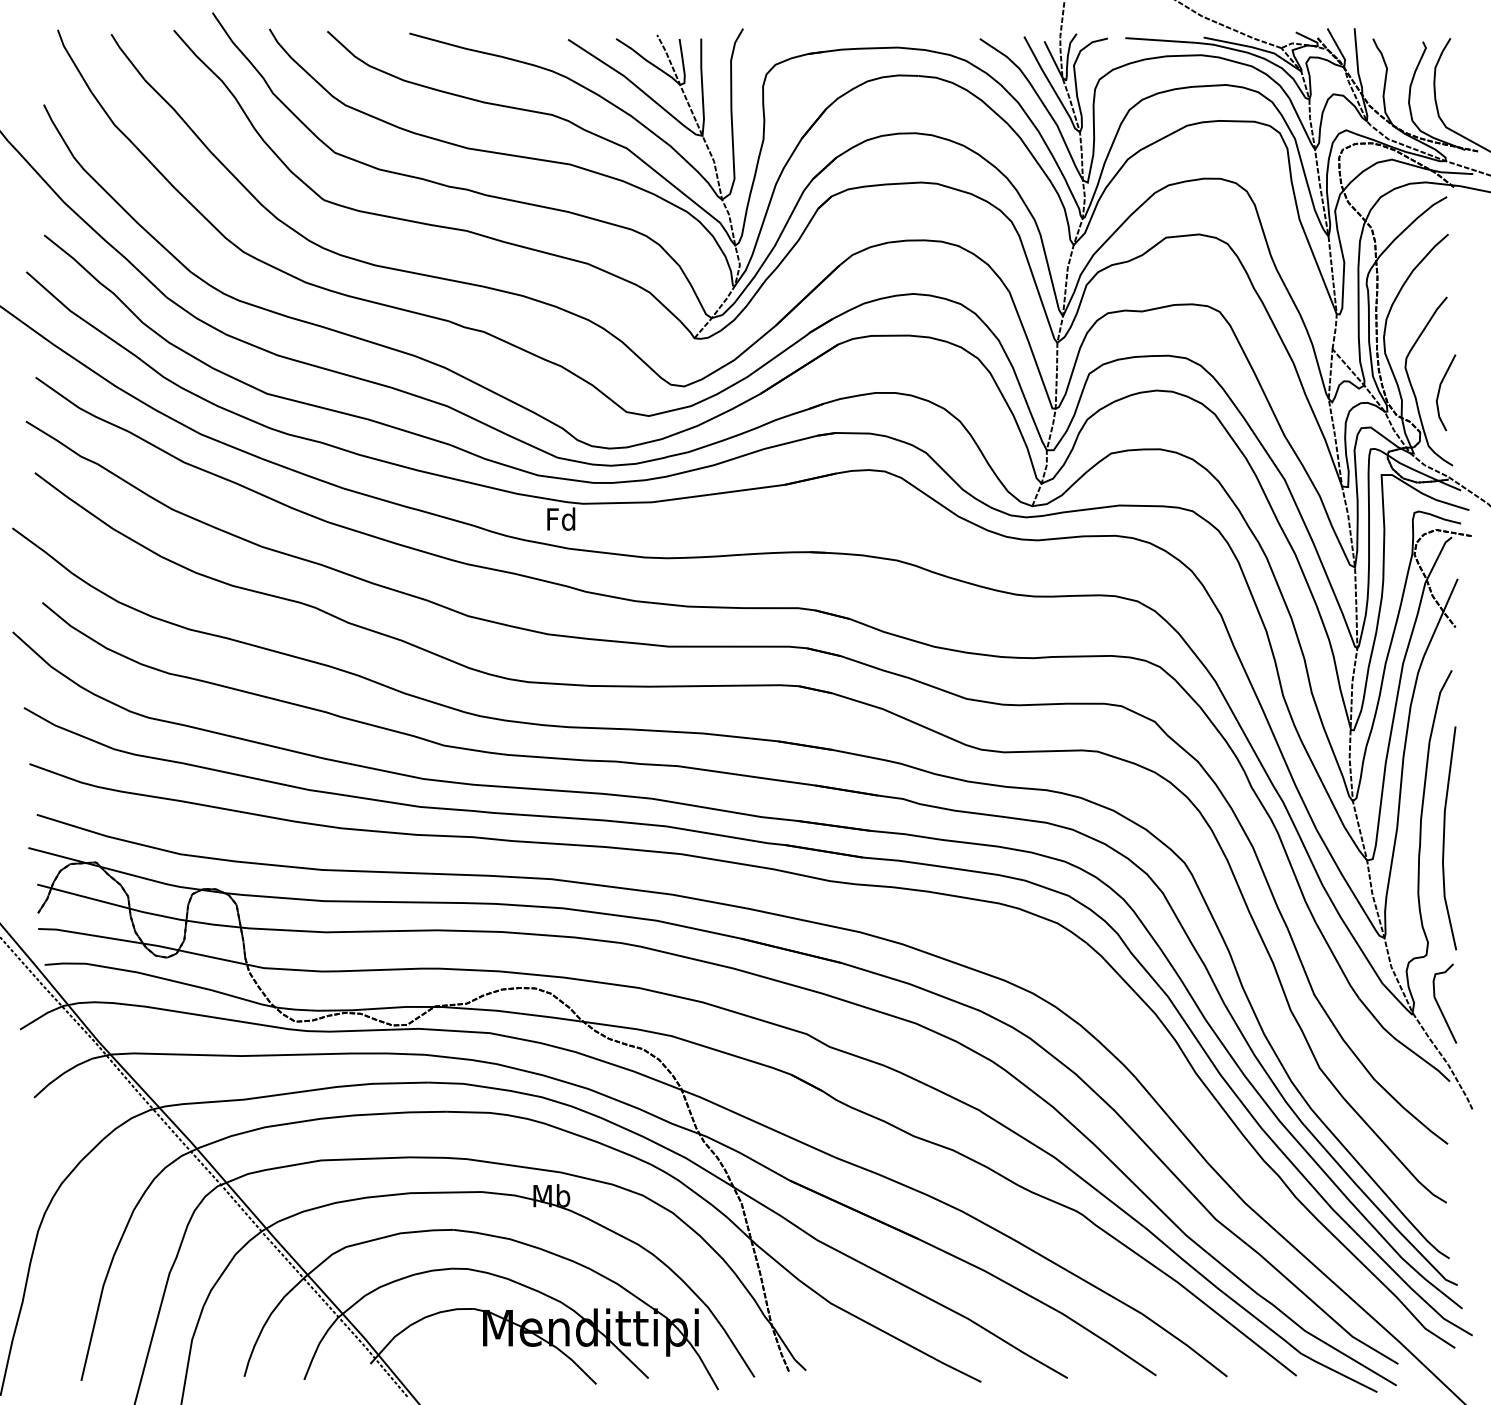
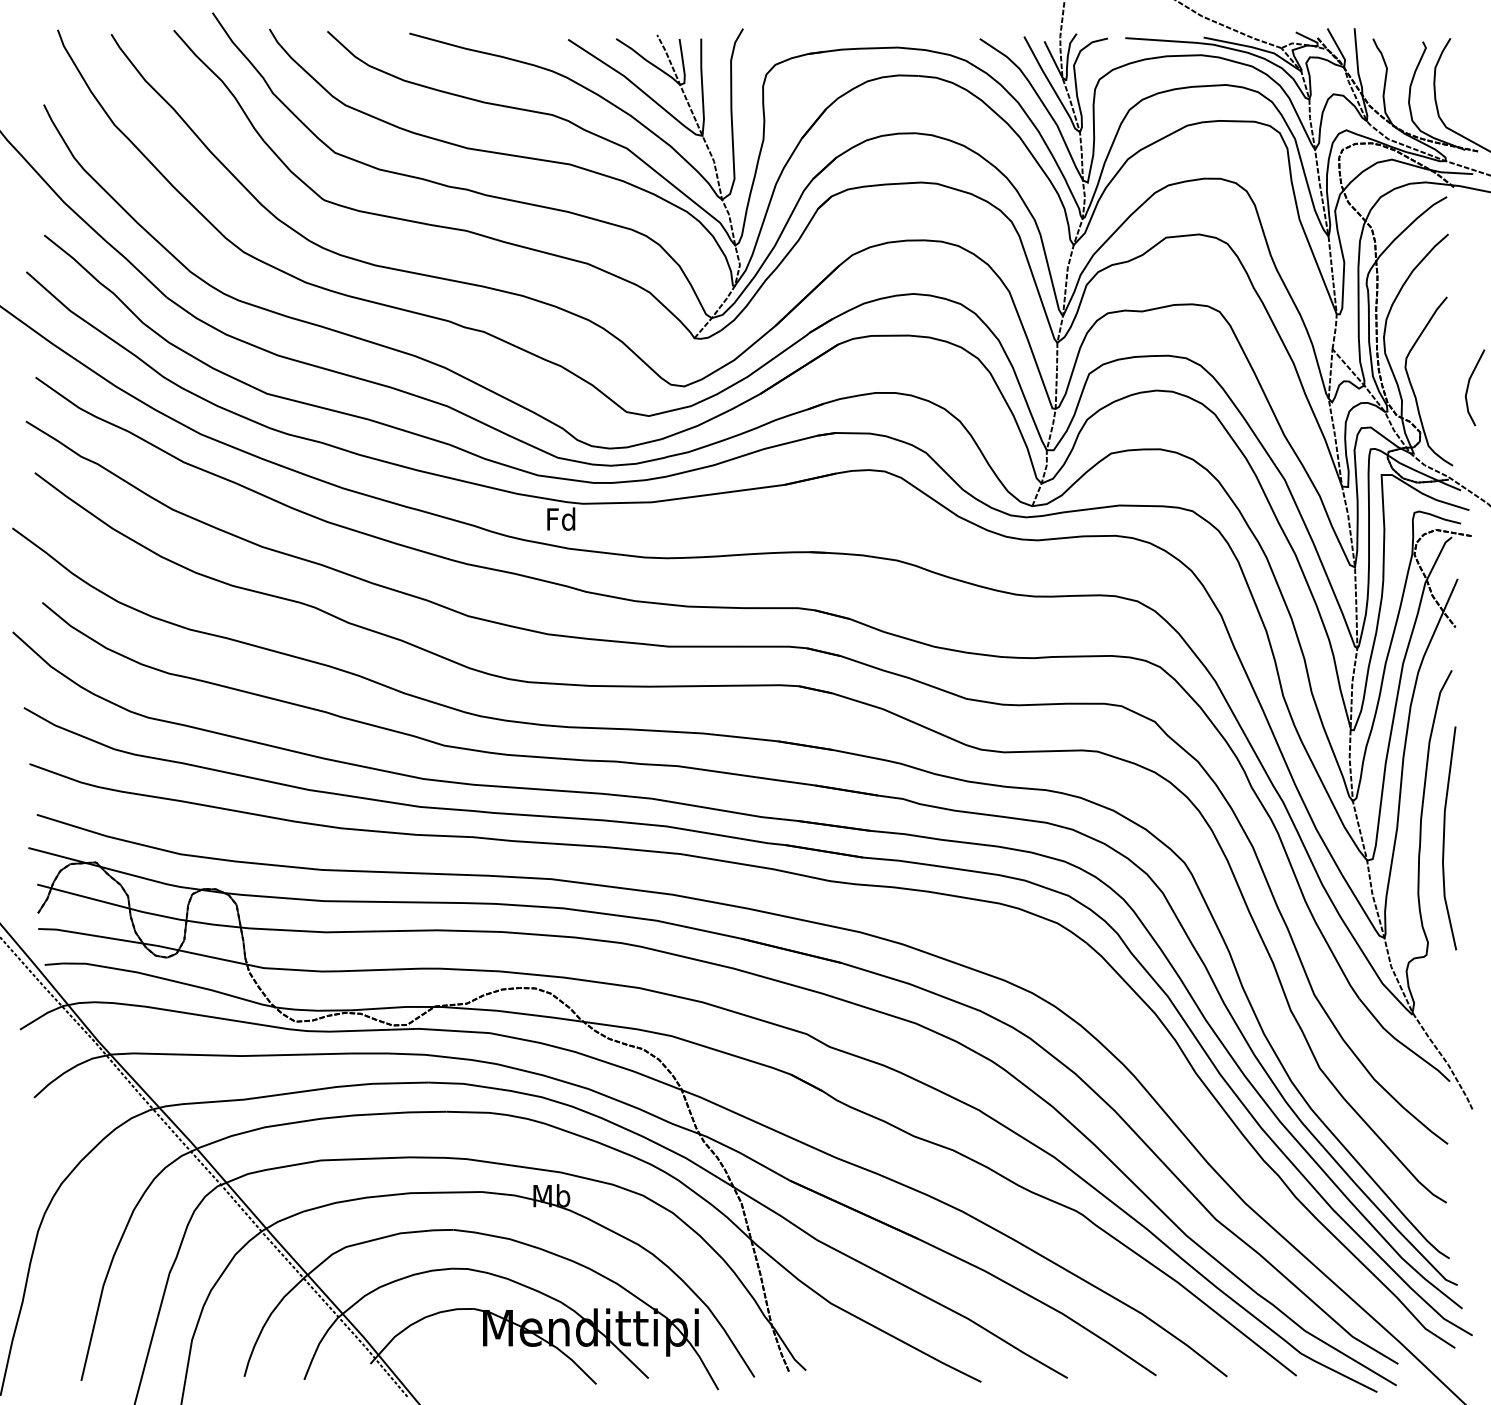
line position: (1440, 390) -> (1469, 385) (1469, 385)
curve: present -> none (1439, 1005)
